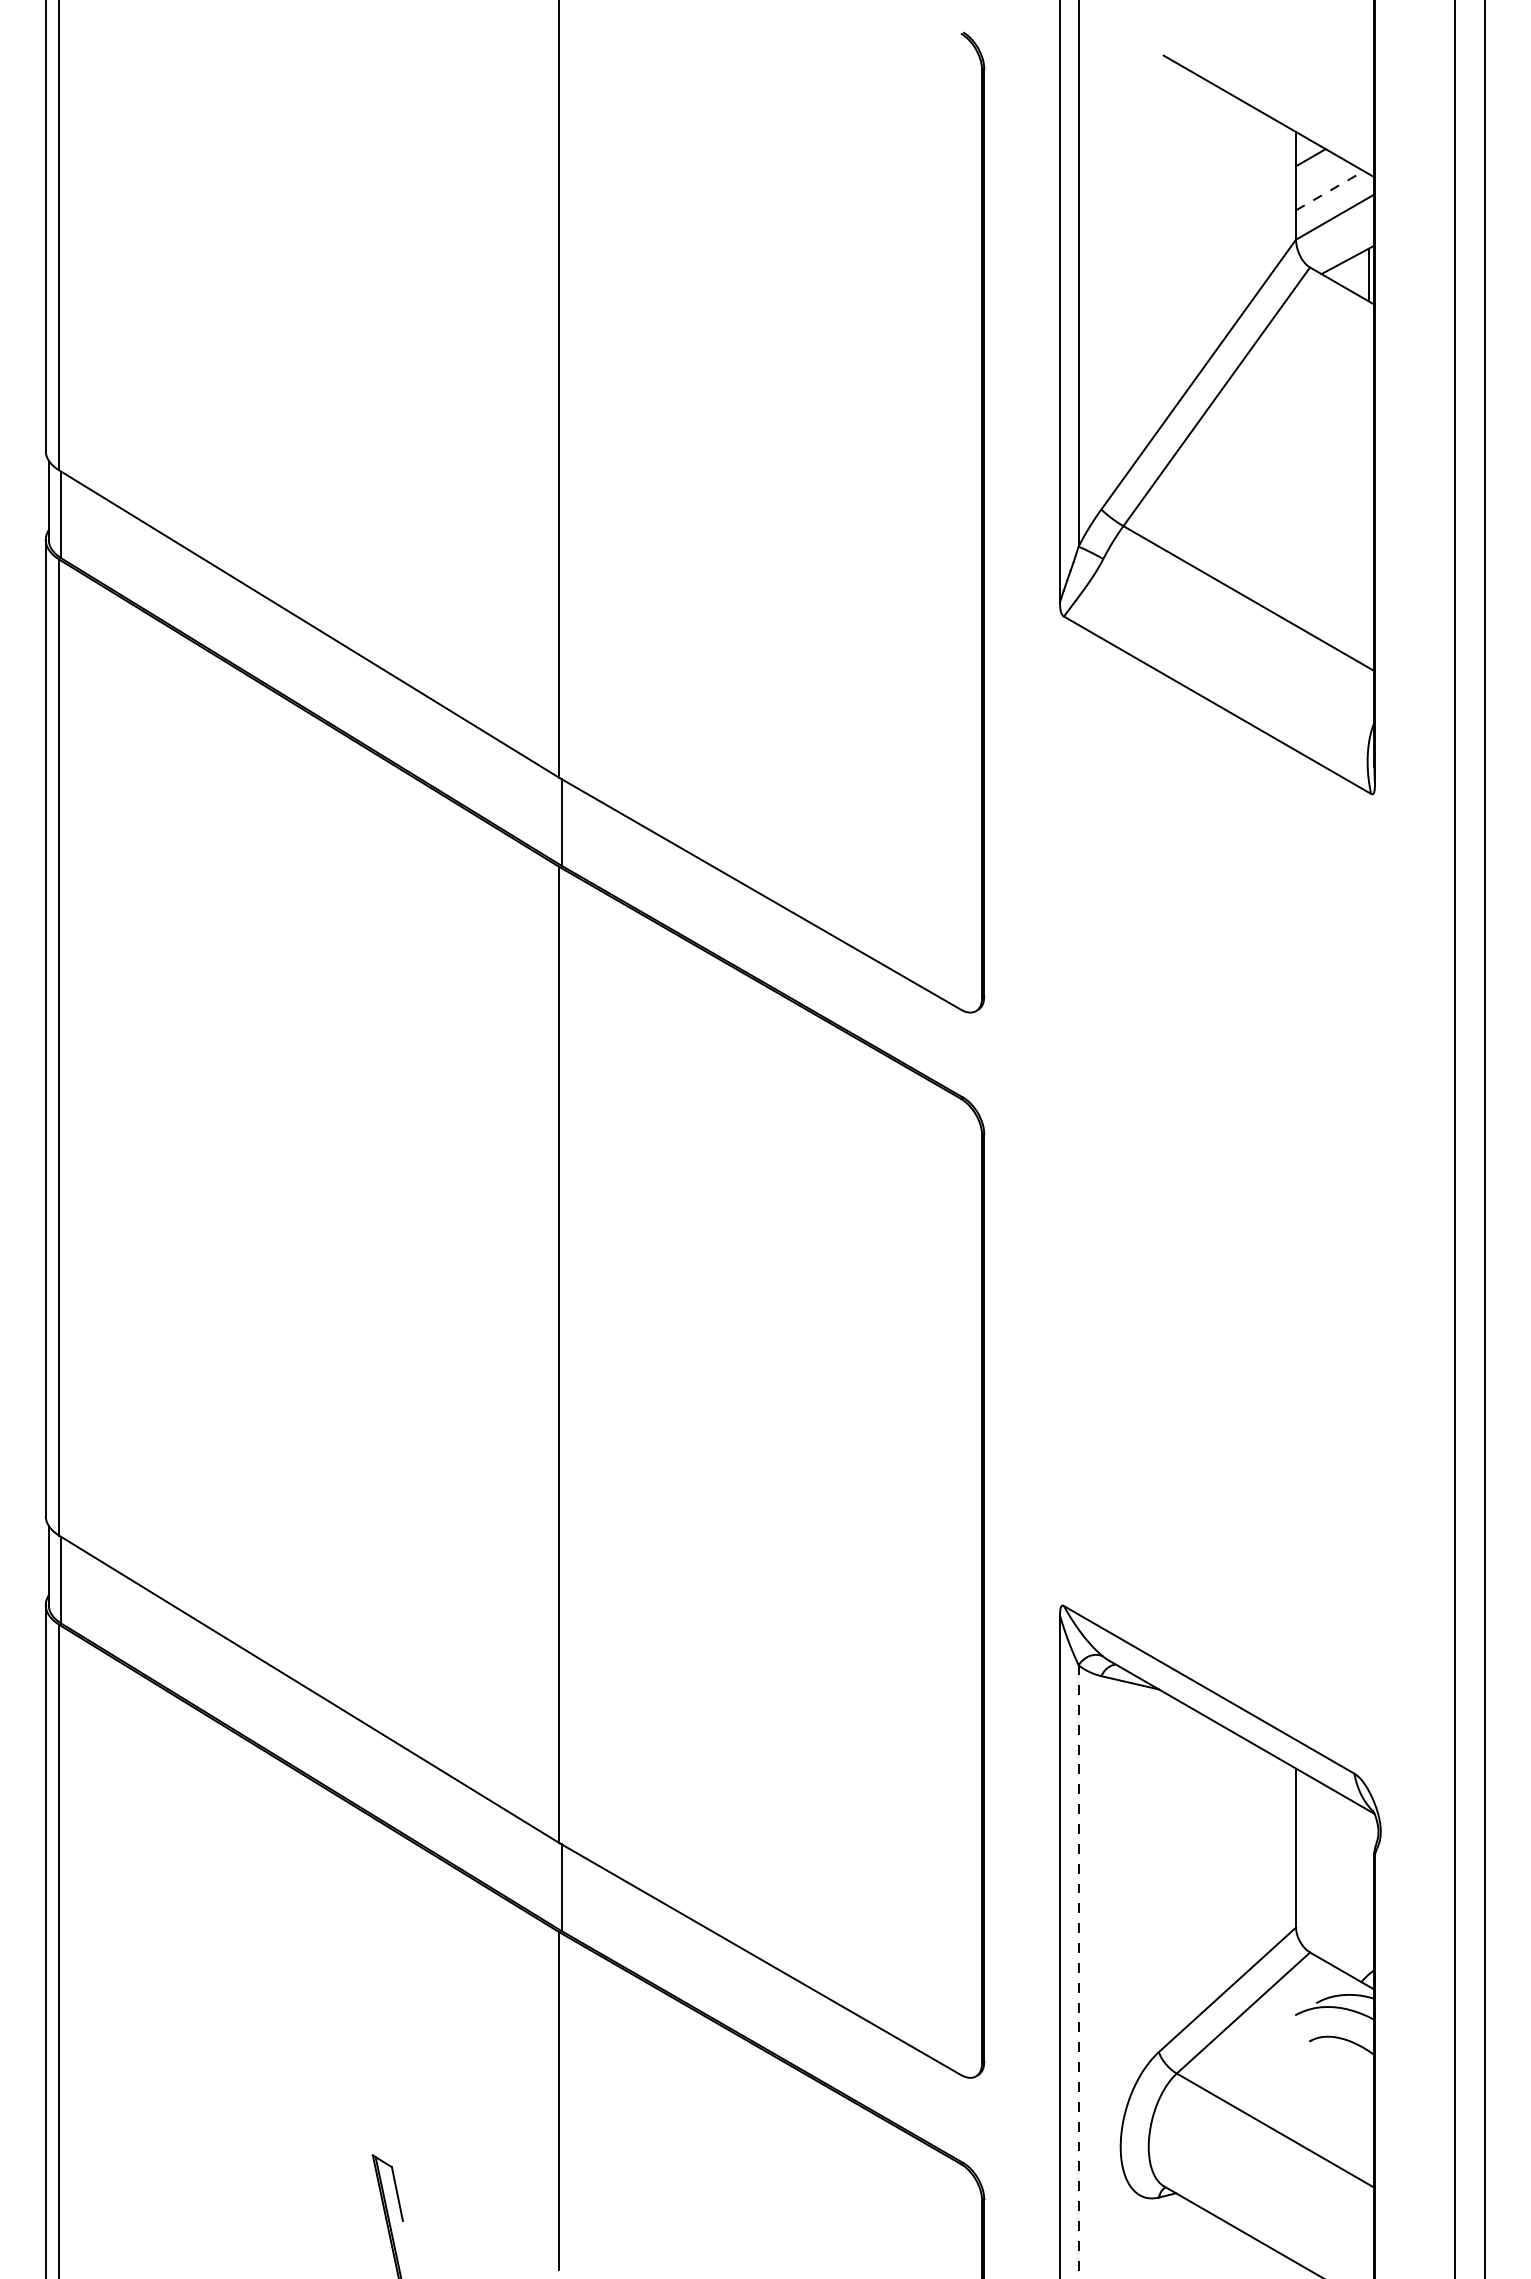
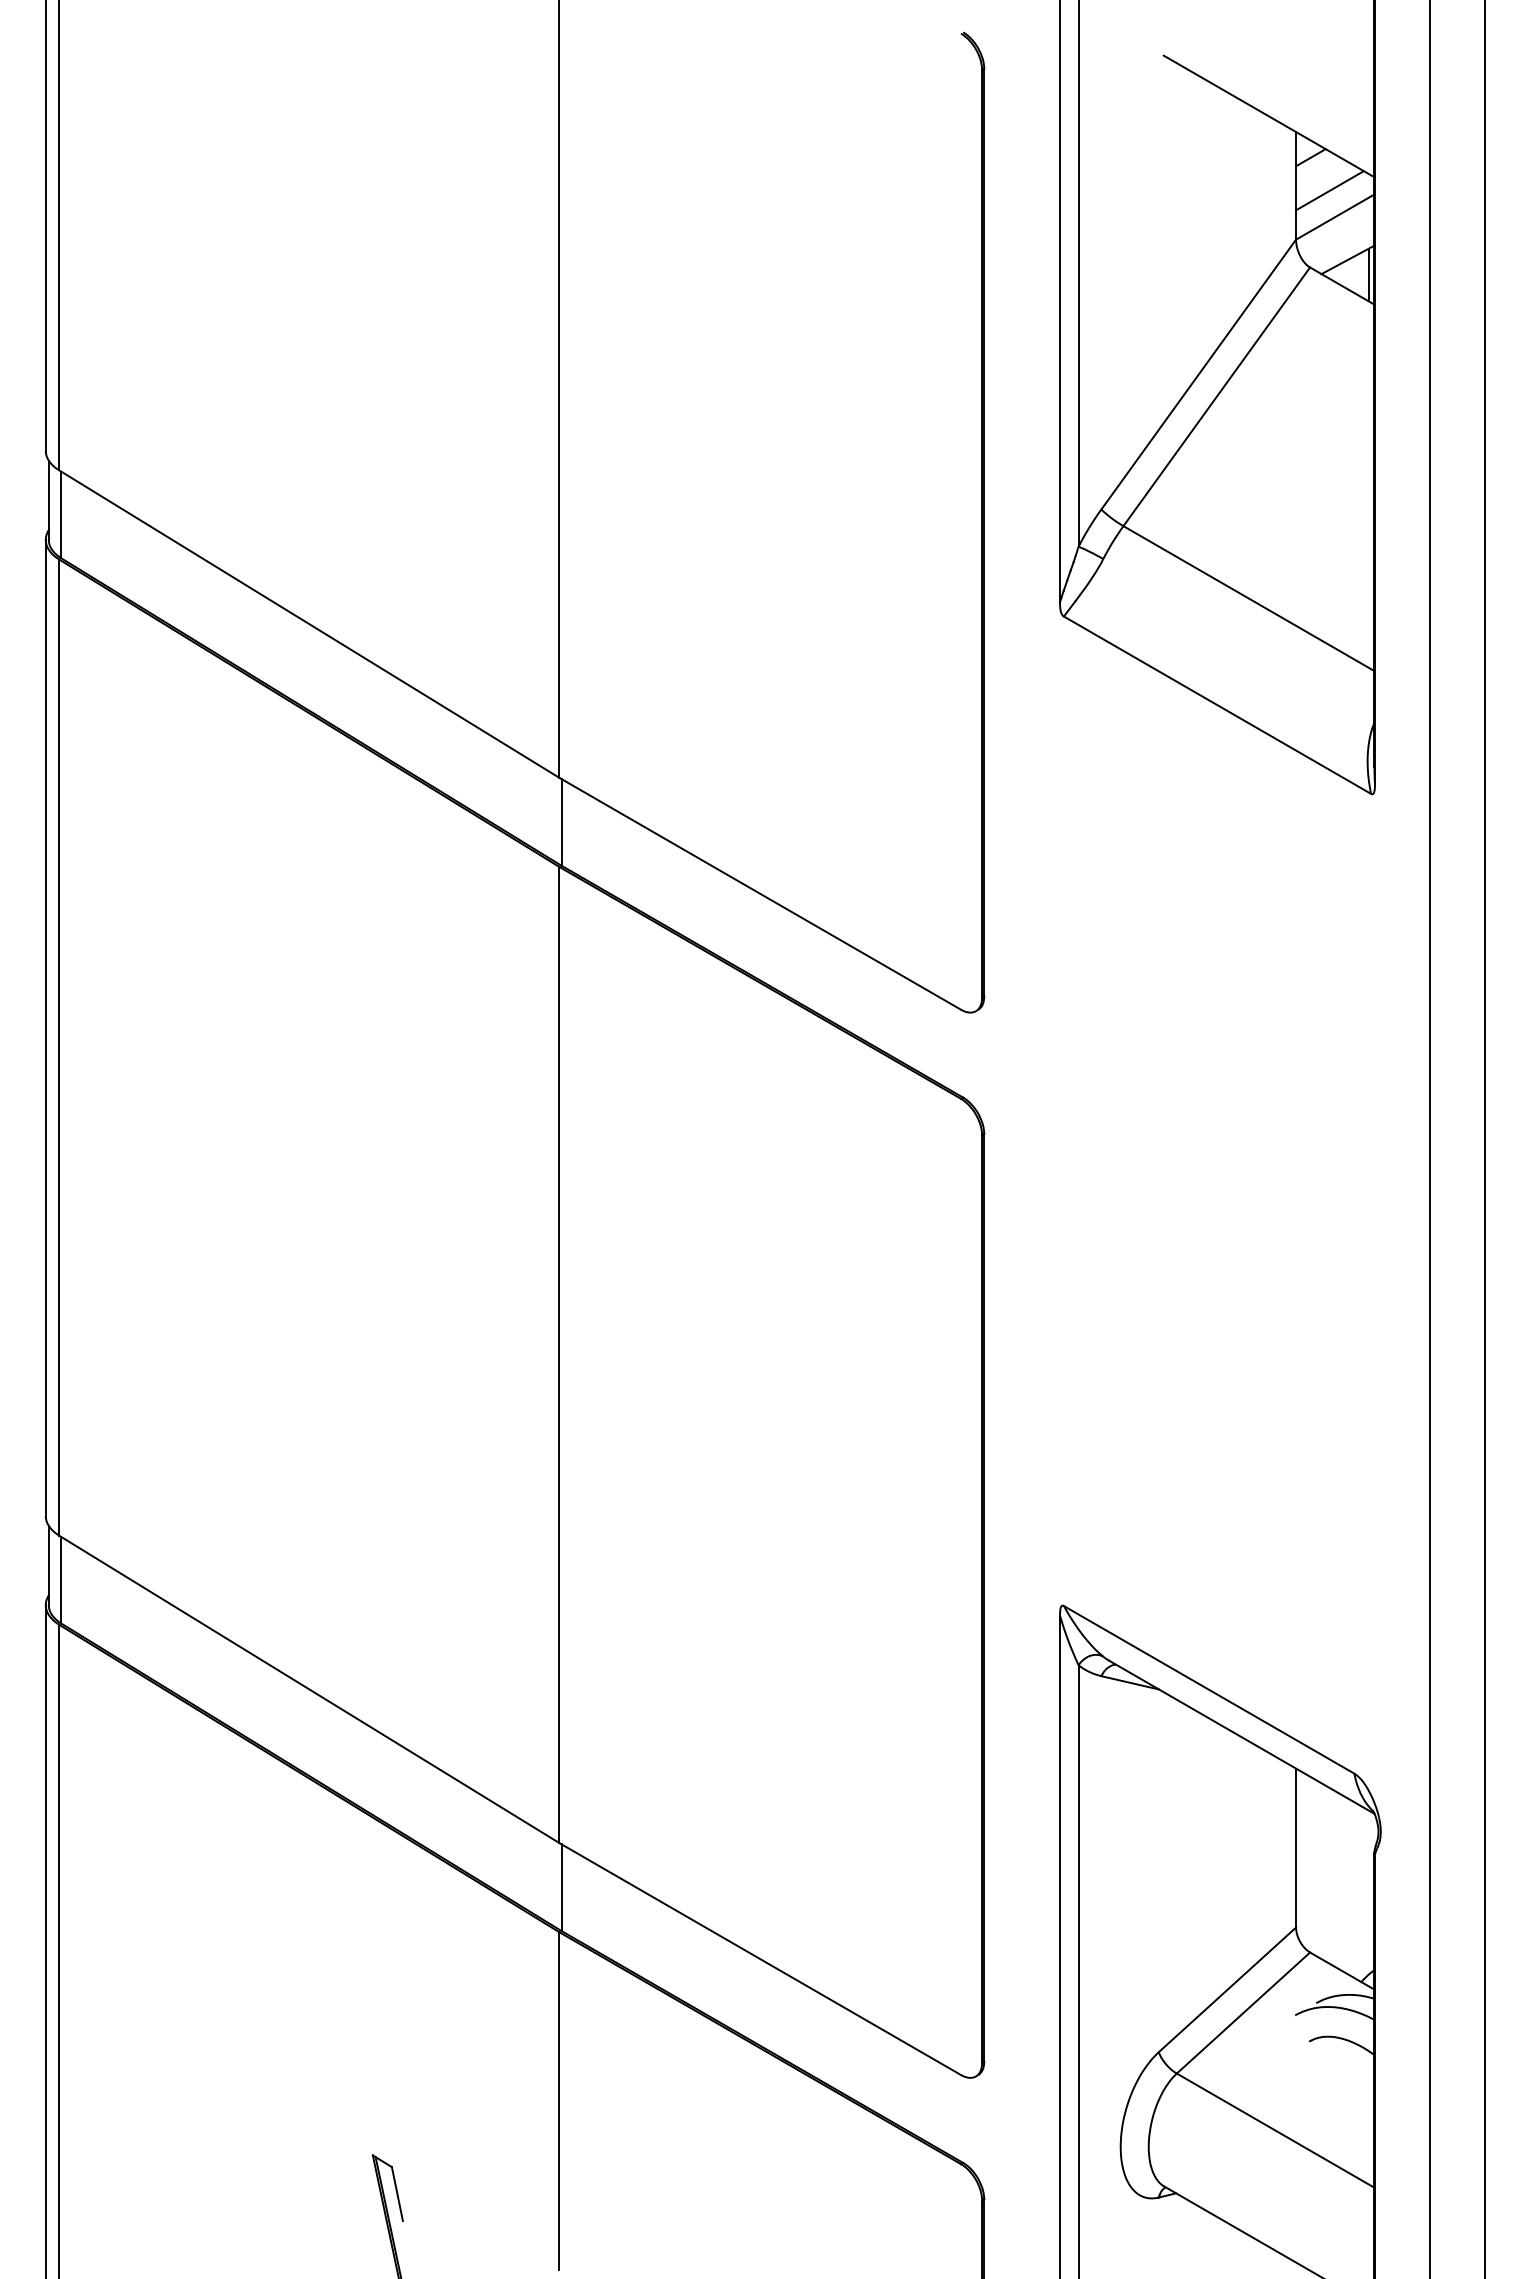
line: dashed -> solid (1330, 190)
line position: (1454, 1138) -> (1429, 1138) (1429, 1138)
line: dashed -> solid (1078, 1972)
